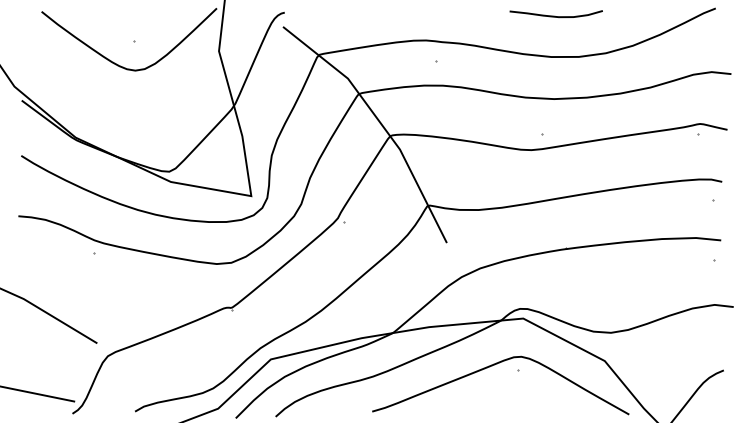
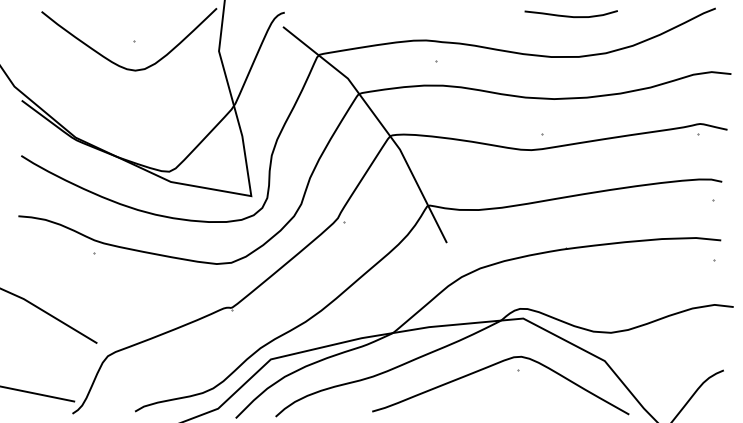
curve position: (554, 15) -> (569, 15) (569, 15)
